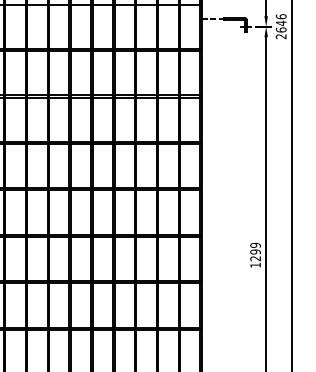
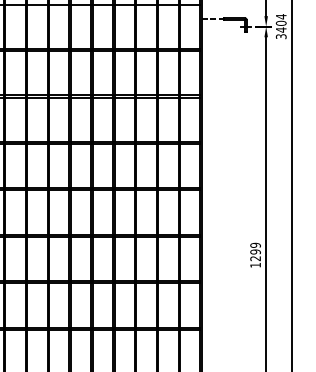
text: 2646 -> 3404 (280, 26)
